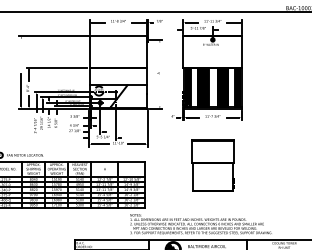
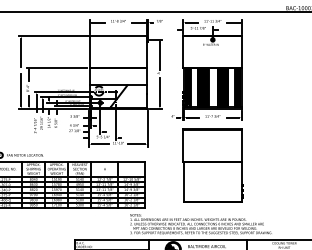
line: none -> present (21, 52)
line: none -> present (159, 56)
line: none -> present (159, 92)
part size: 44x53 px -> 62x75 px (212, 165)
